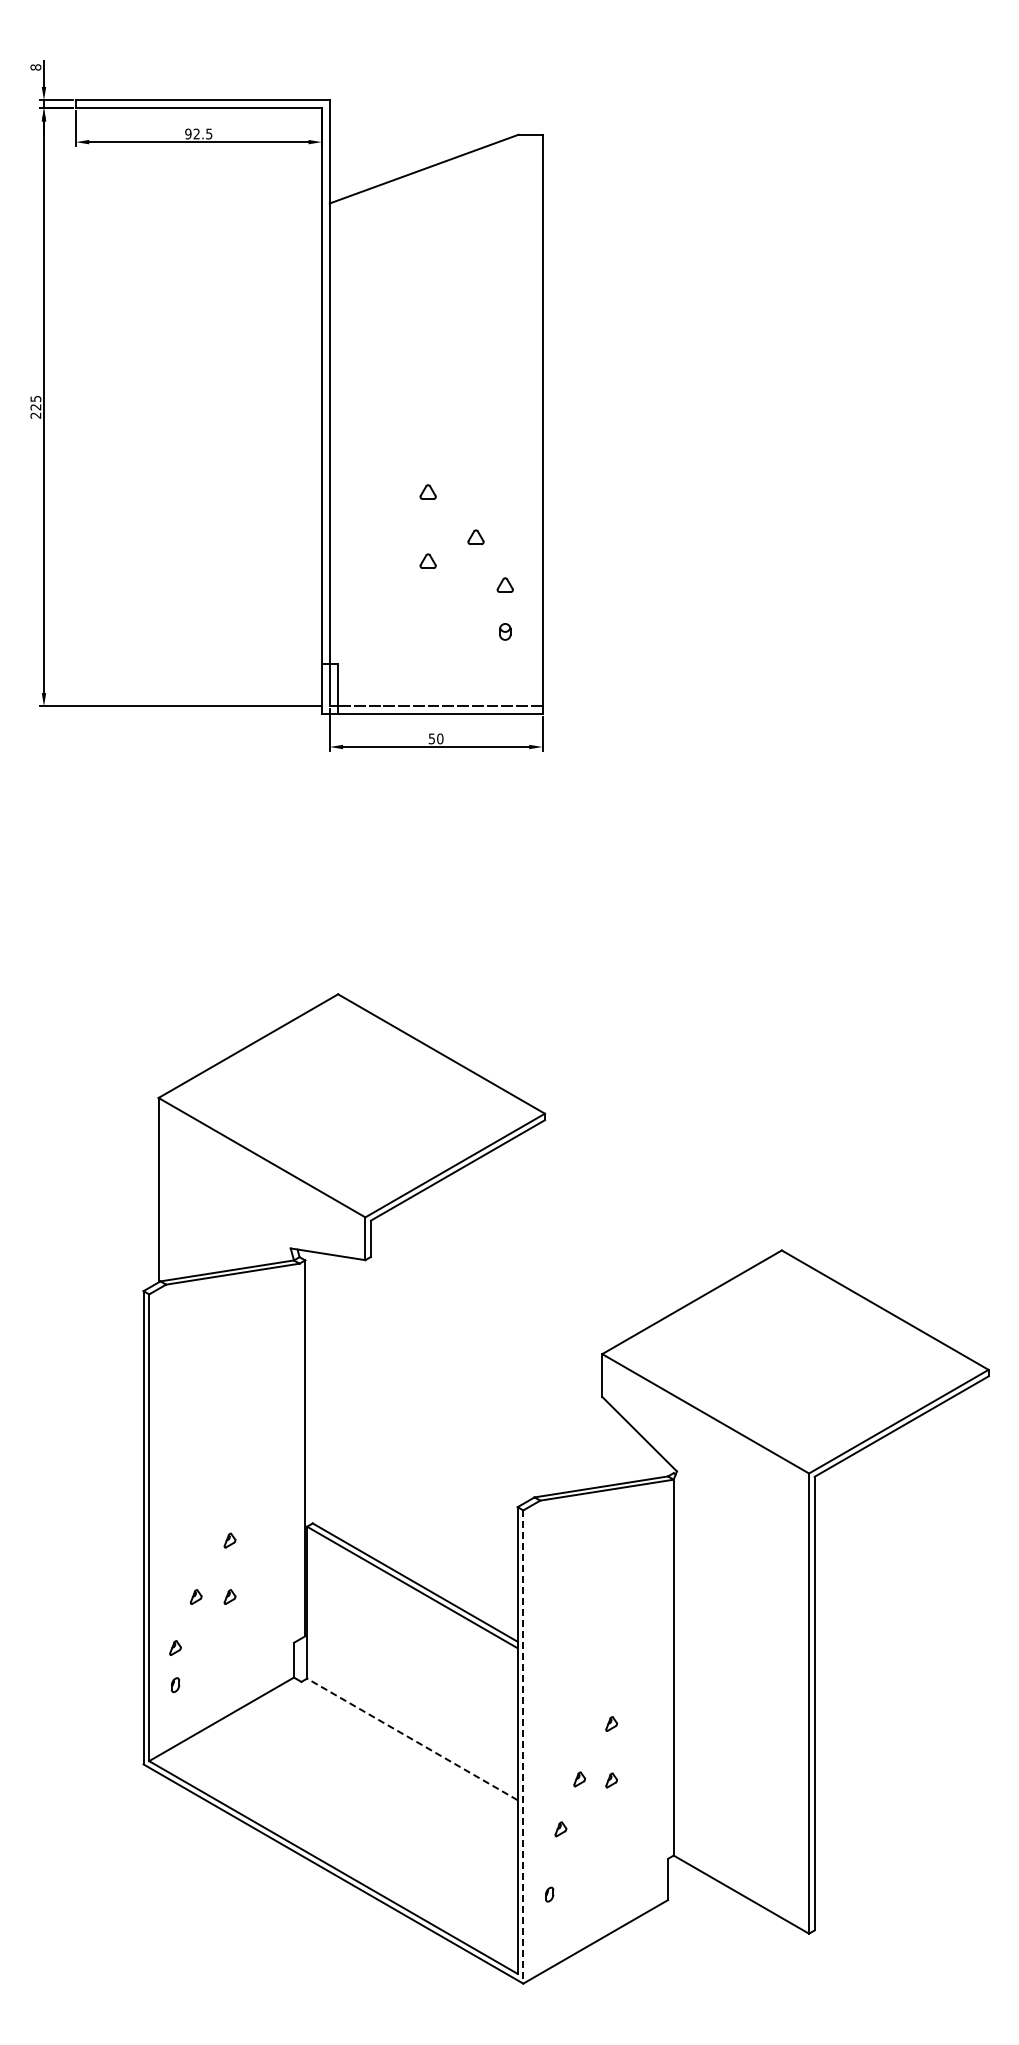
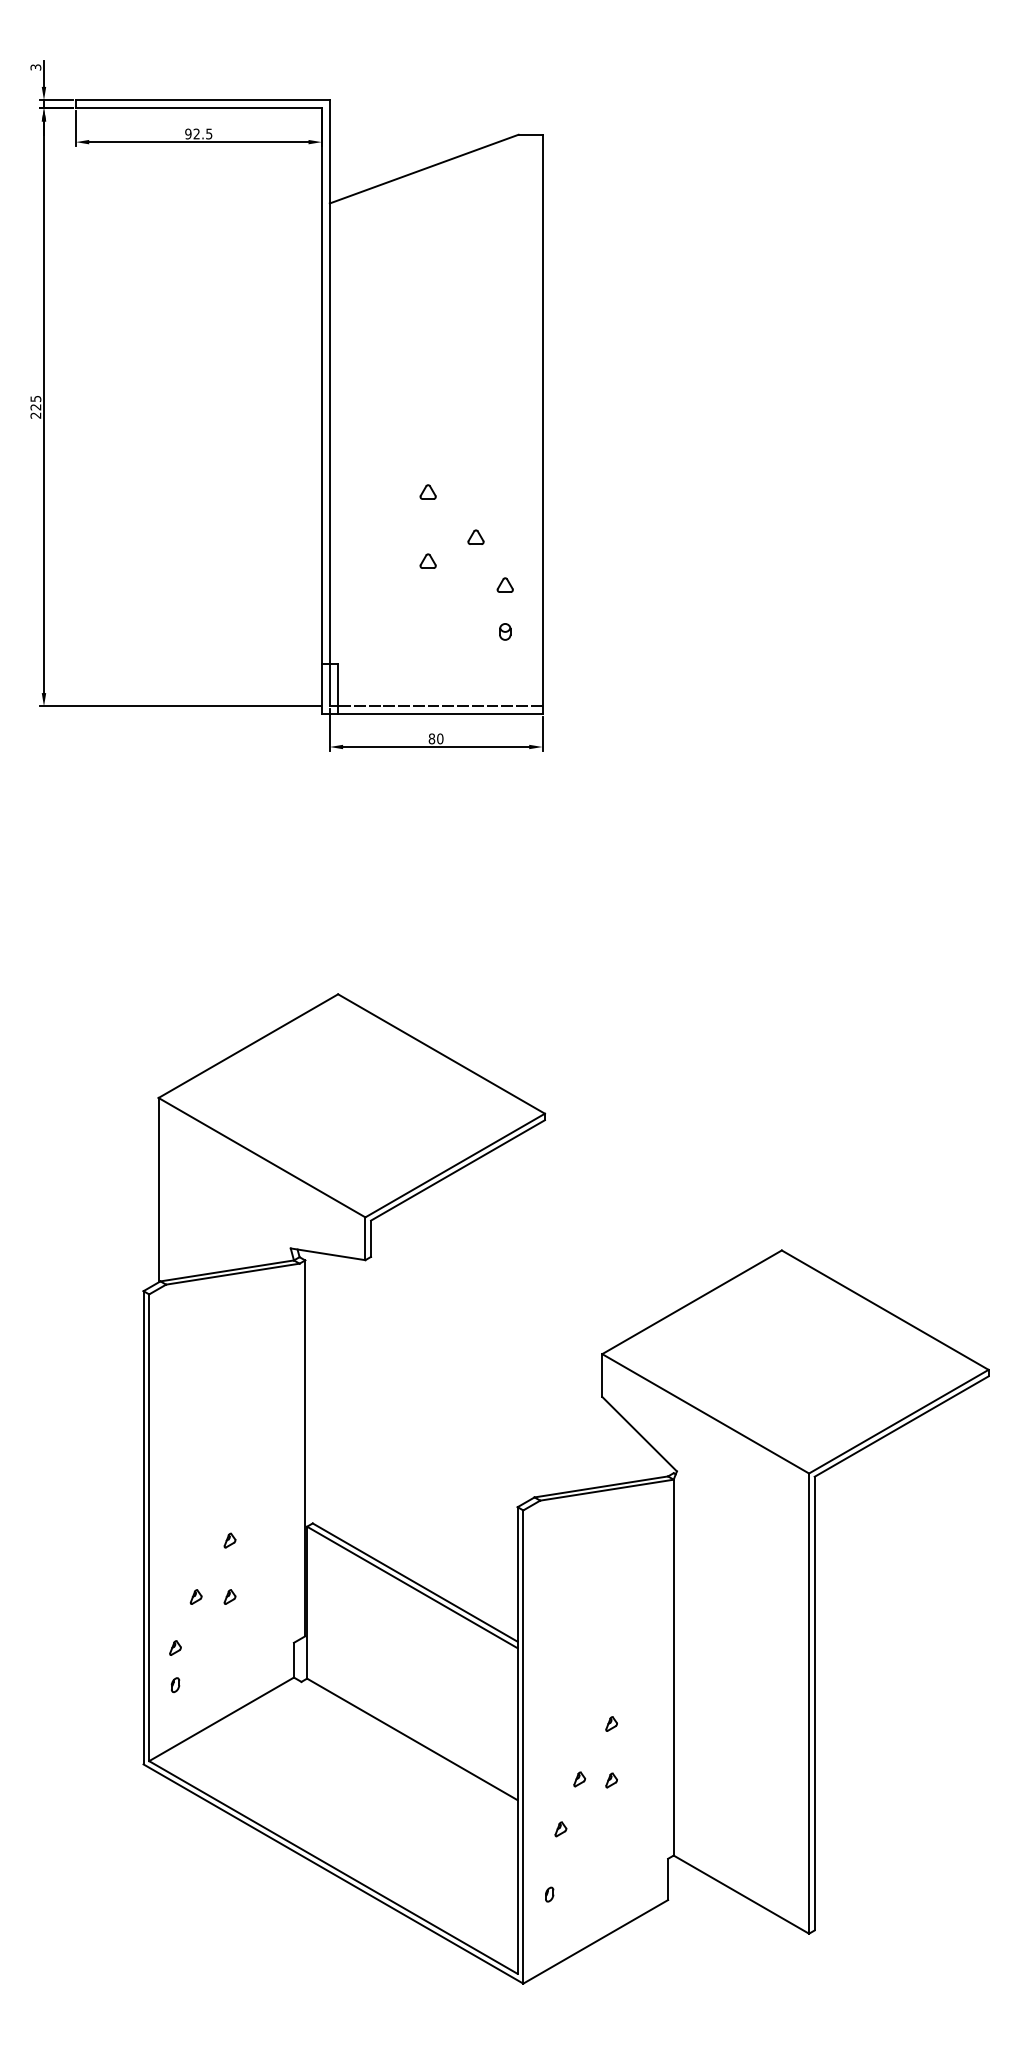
text: 8 -> 3 (35, 67)
text: 50 -> 80 (431, 738)
line: dashed -> solid (412, 1739)
line: dashed -> solid (523, 1747)
